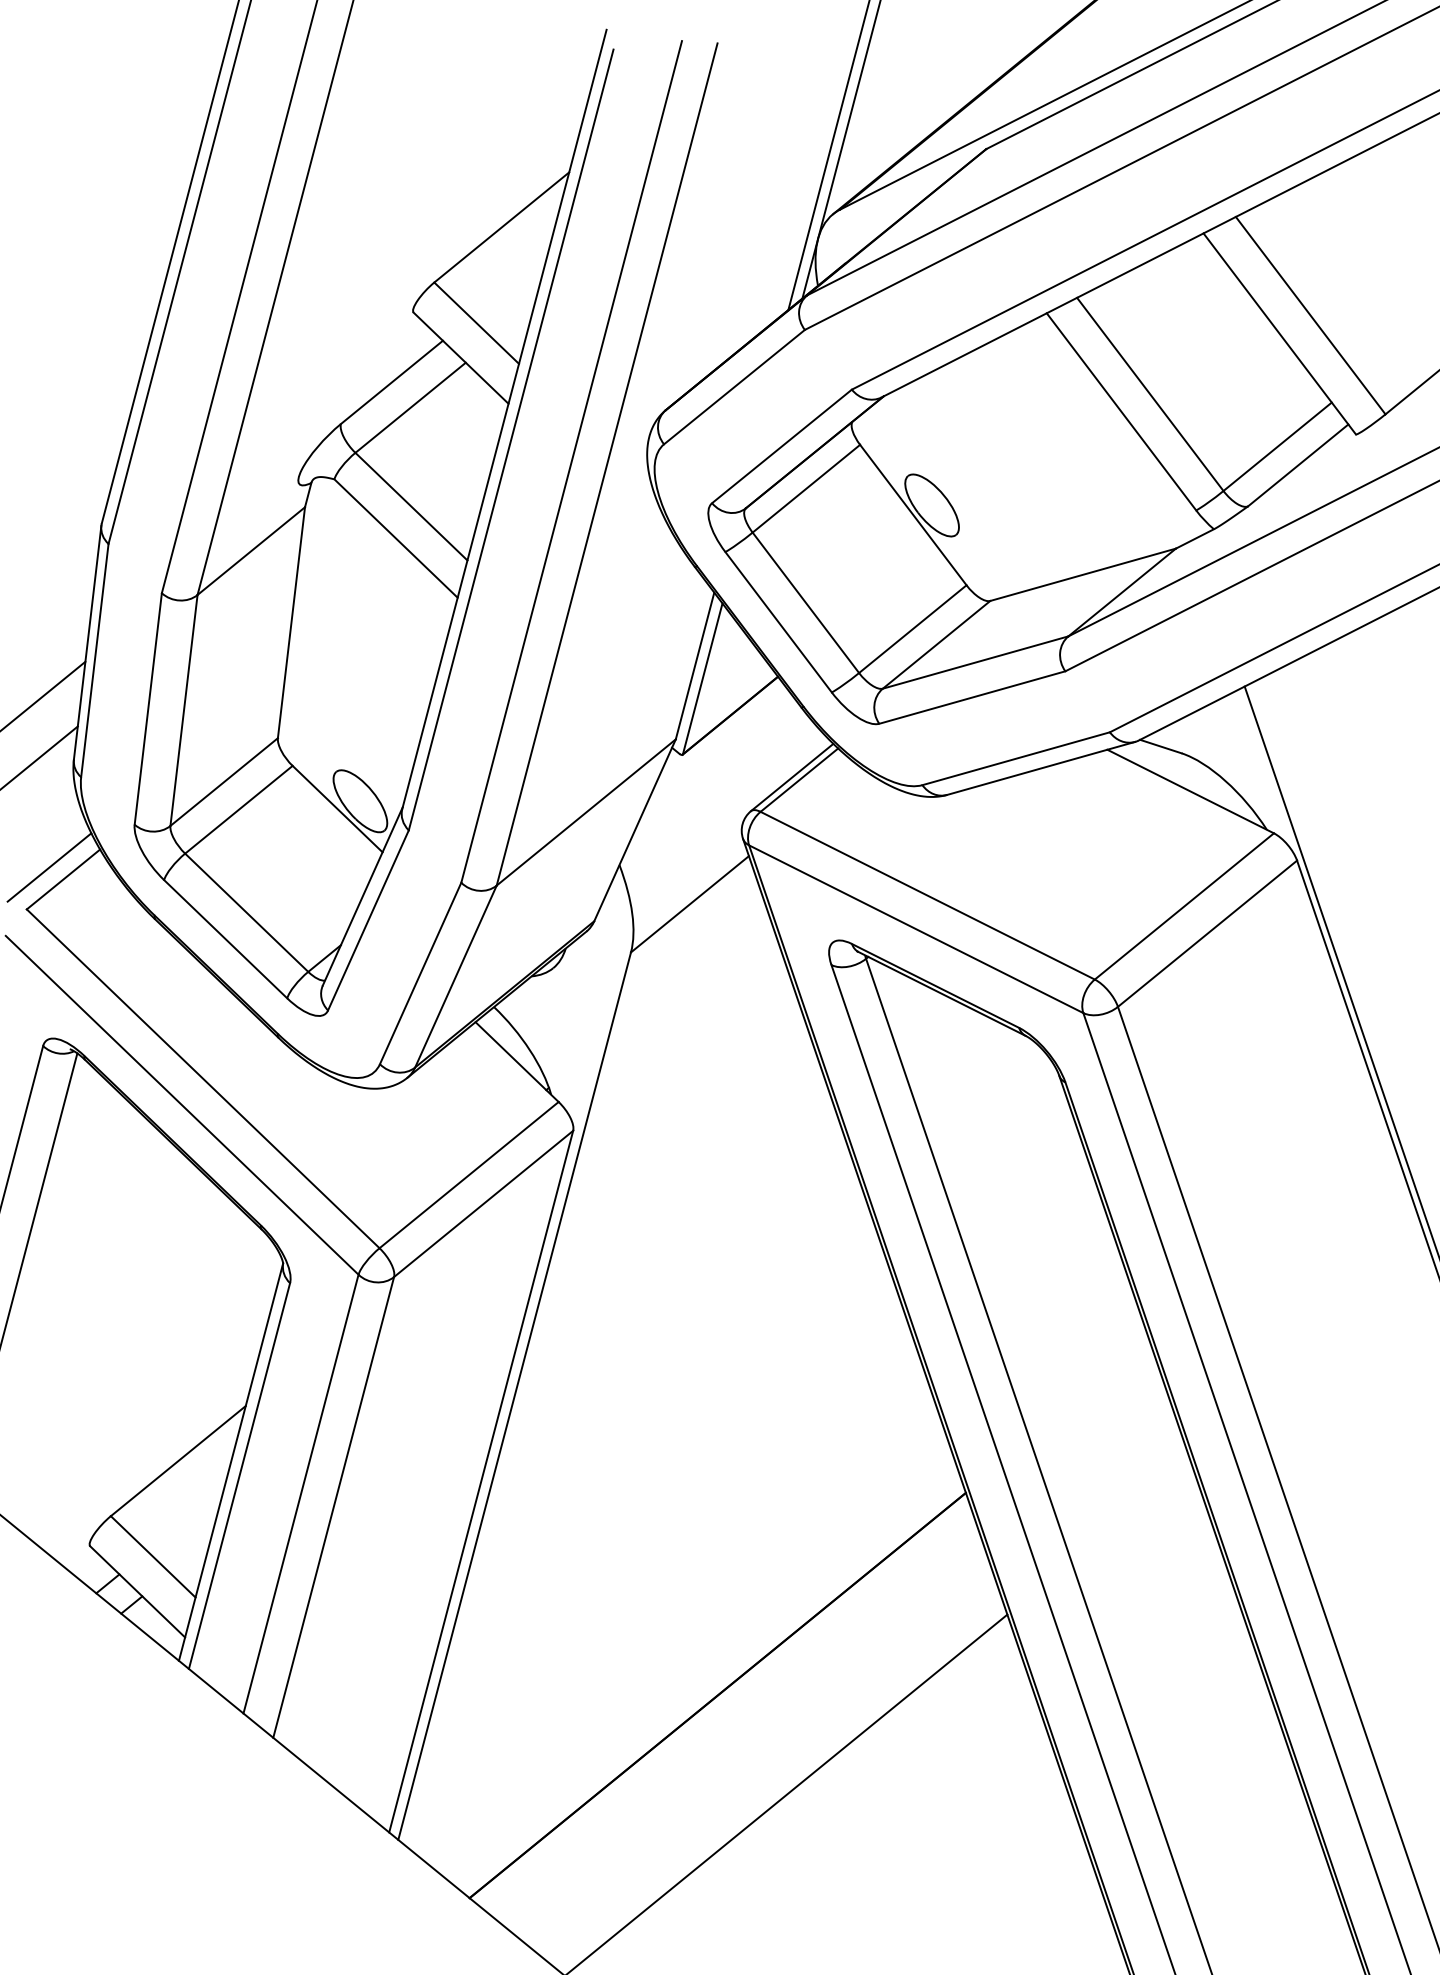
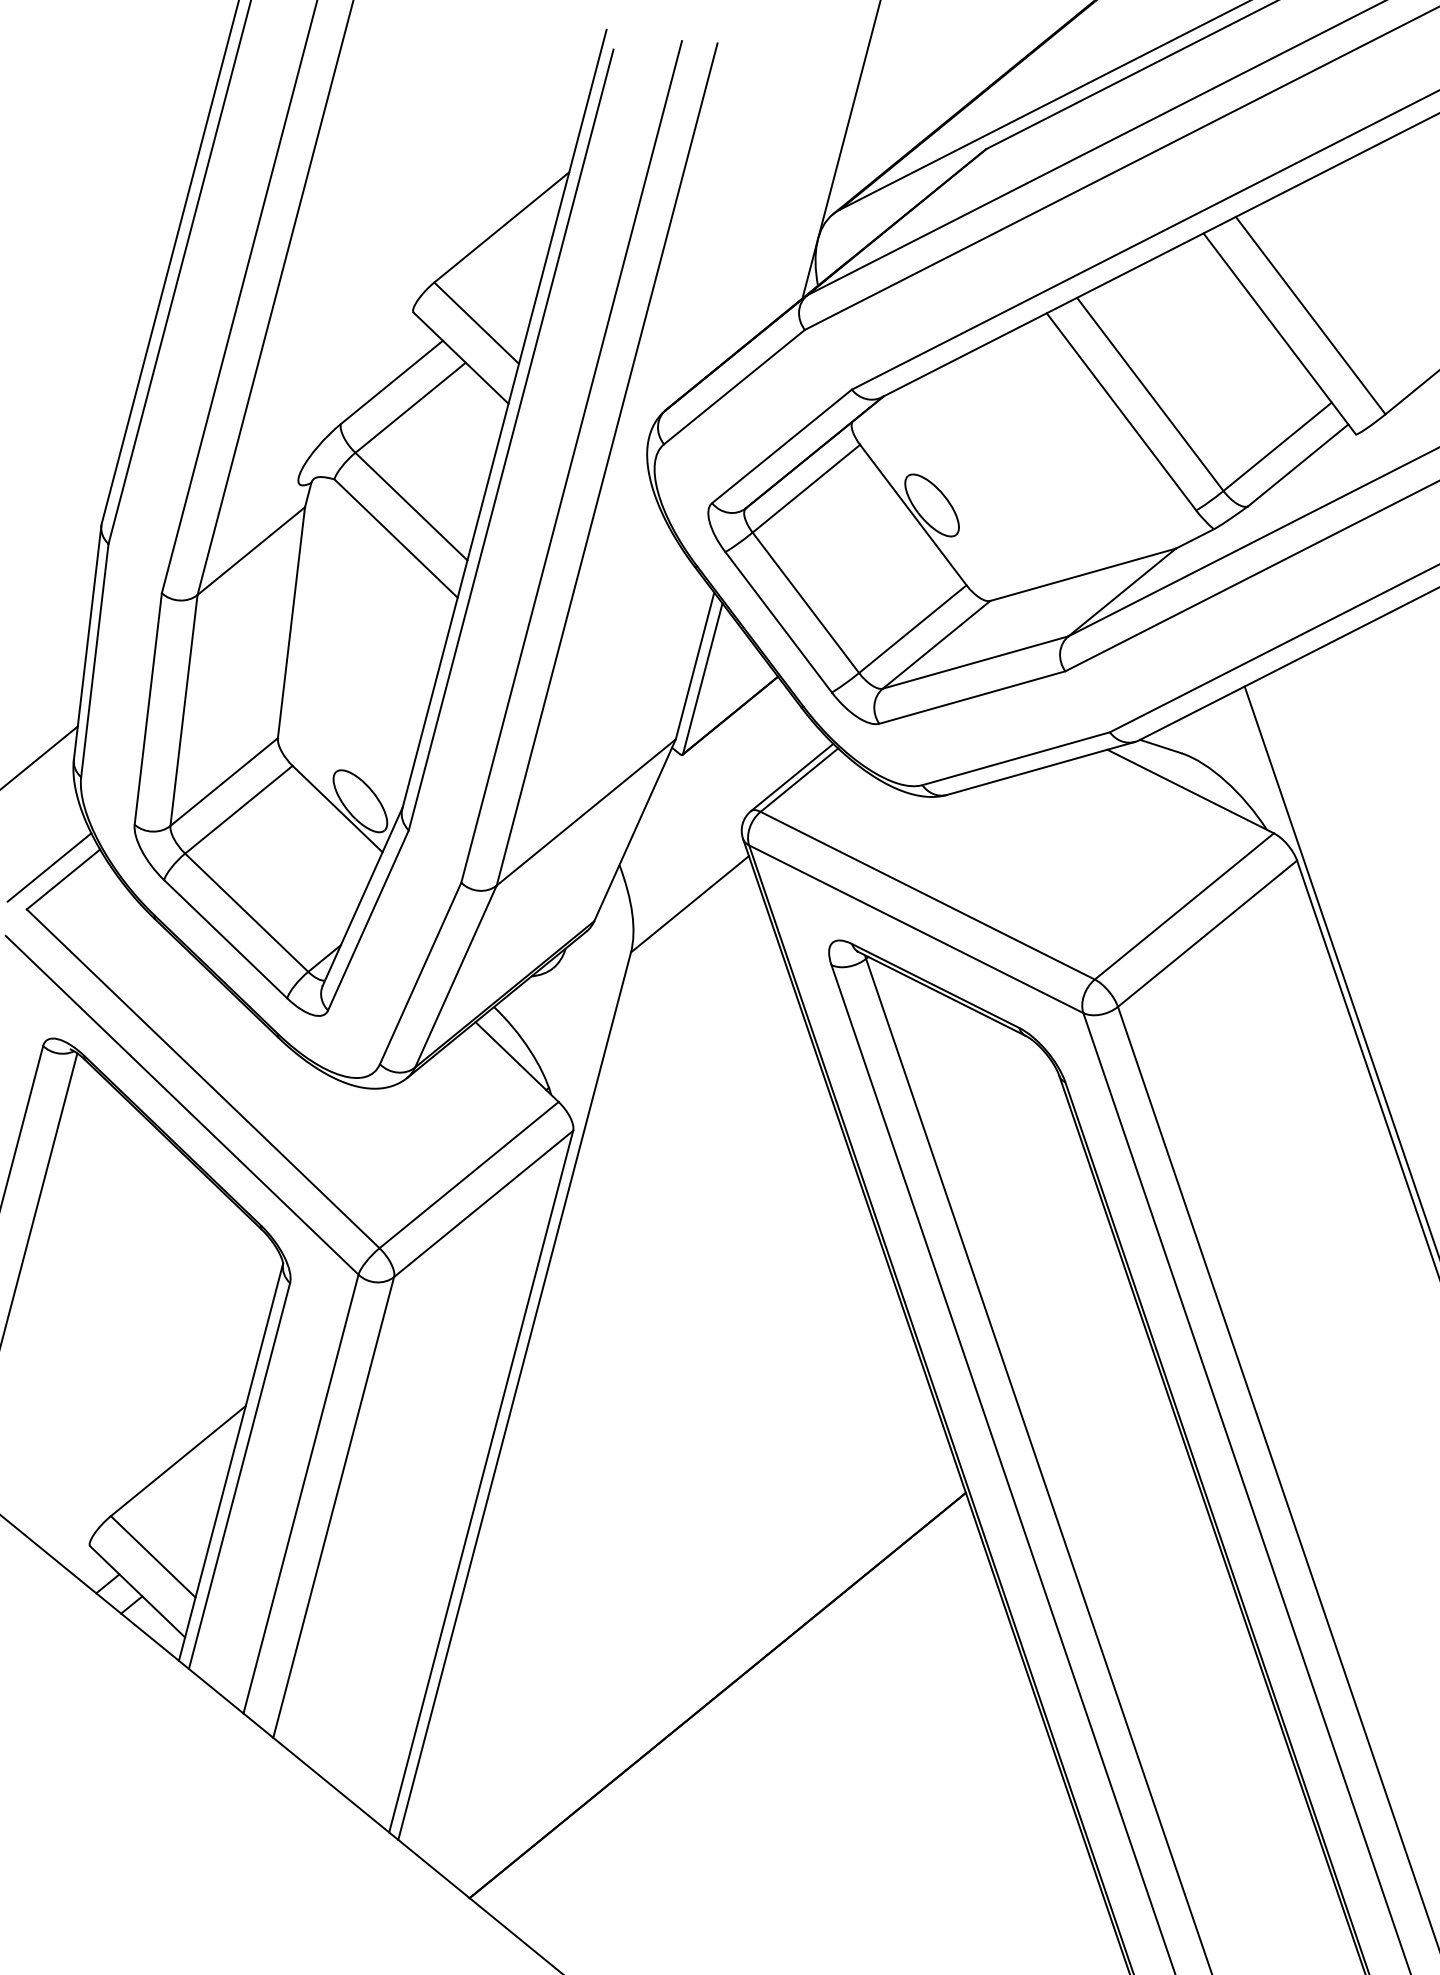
line: present -> none (828, 156)
line: present -> none (43, 695)
line: present -> none (788, 1792)
